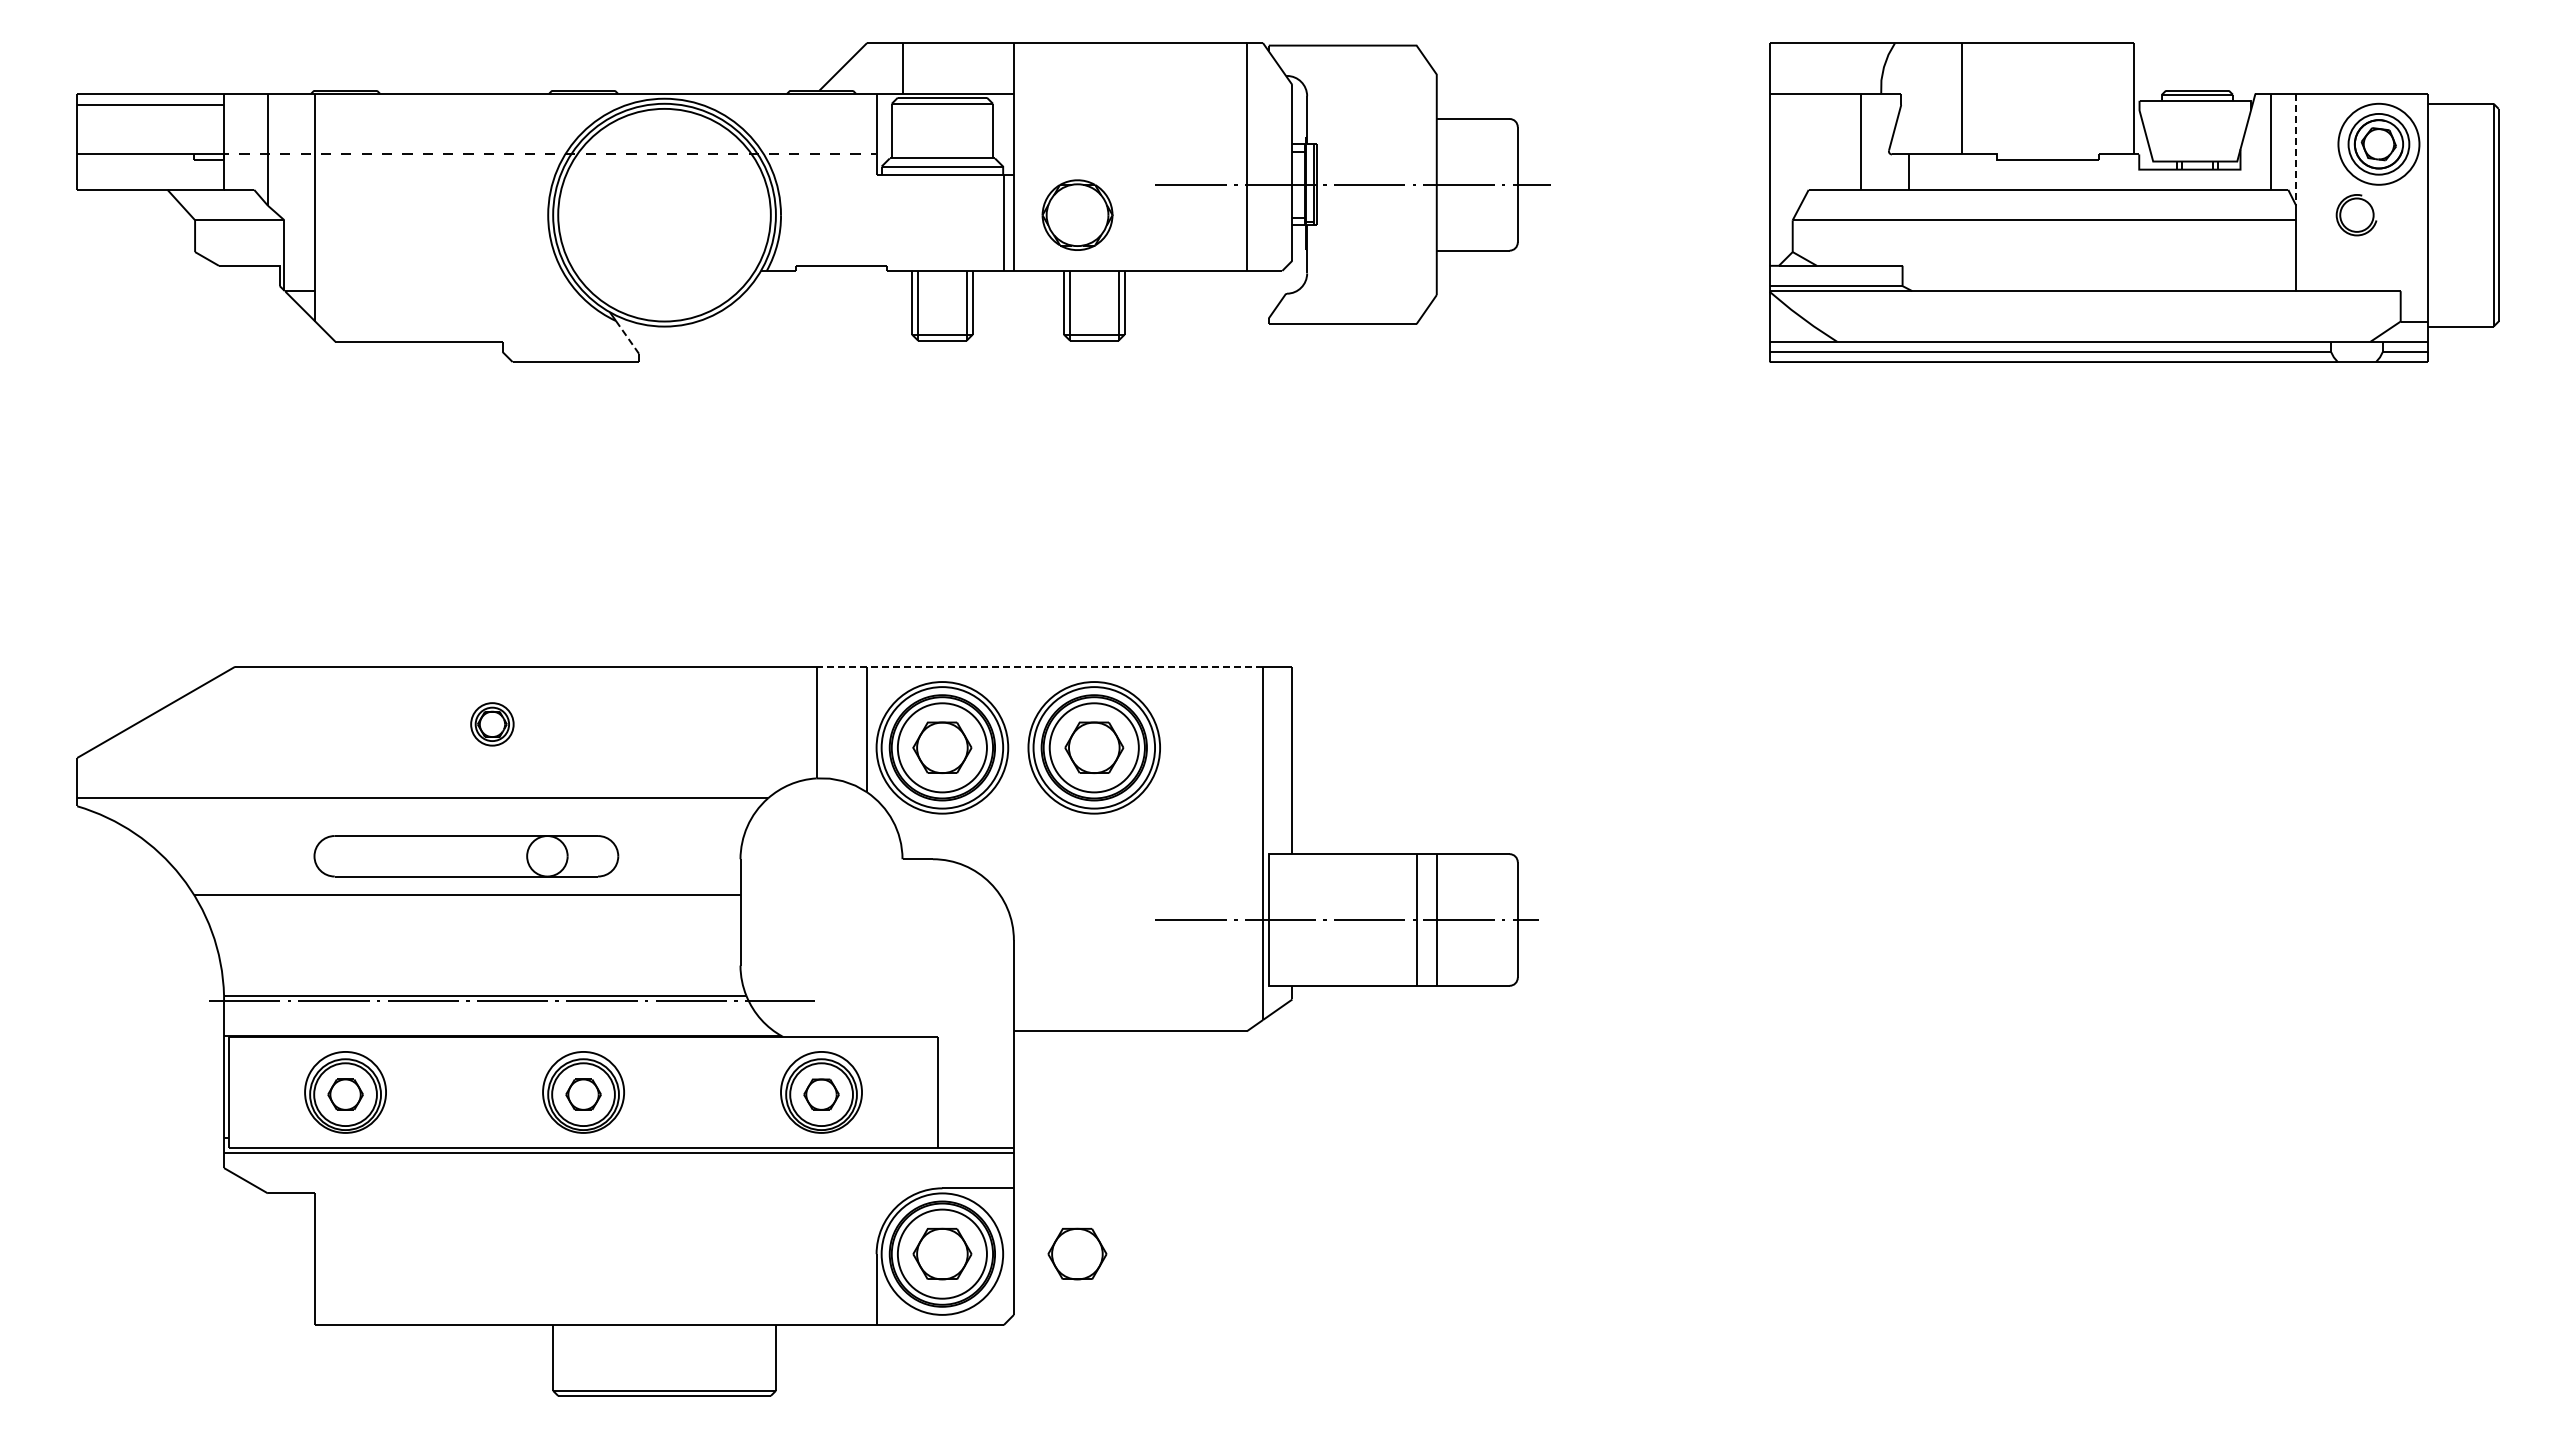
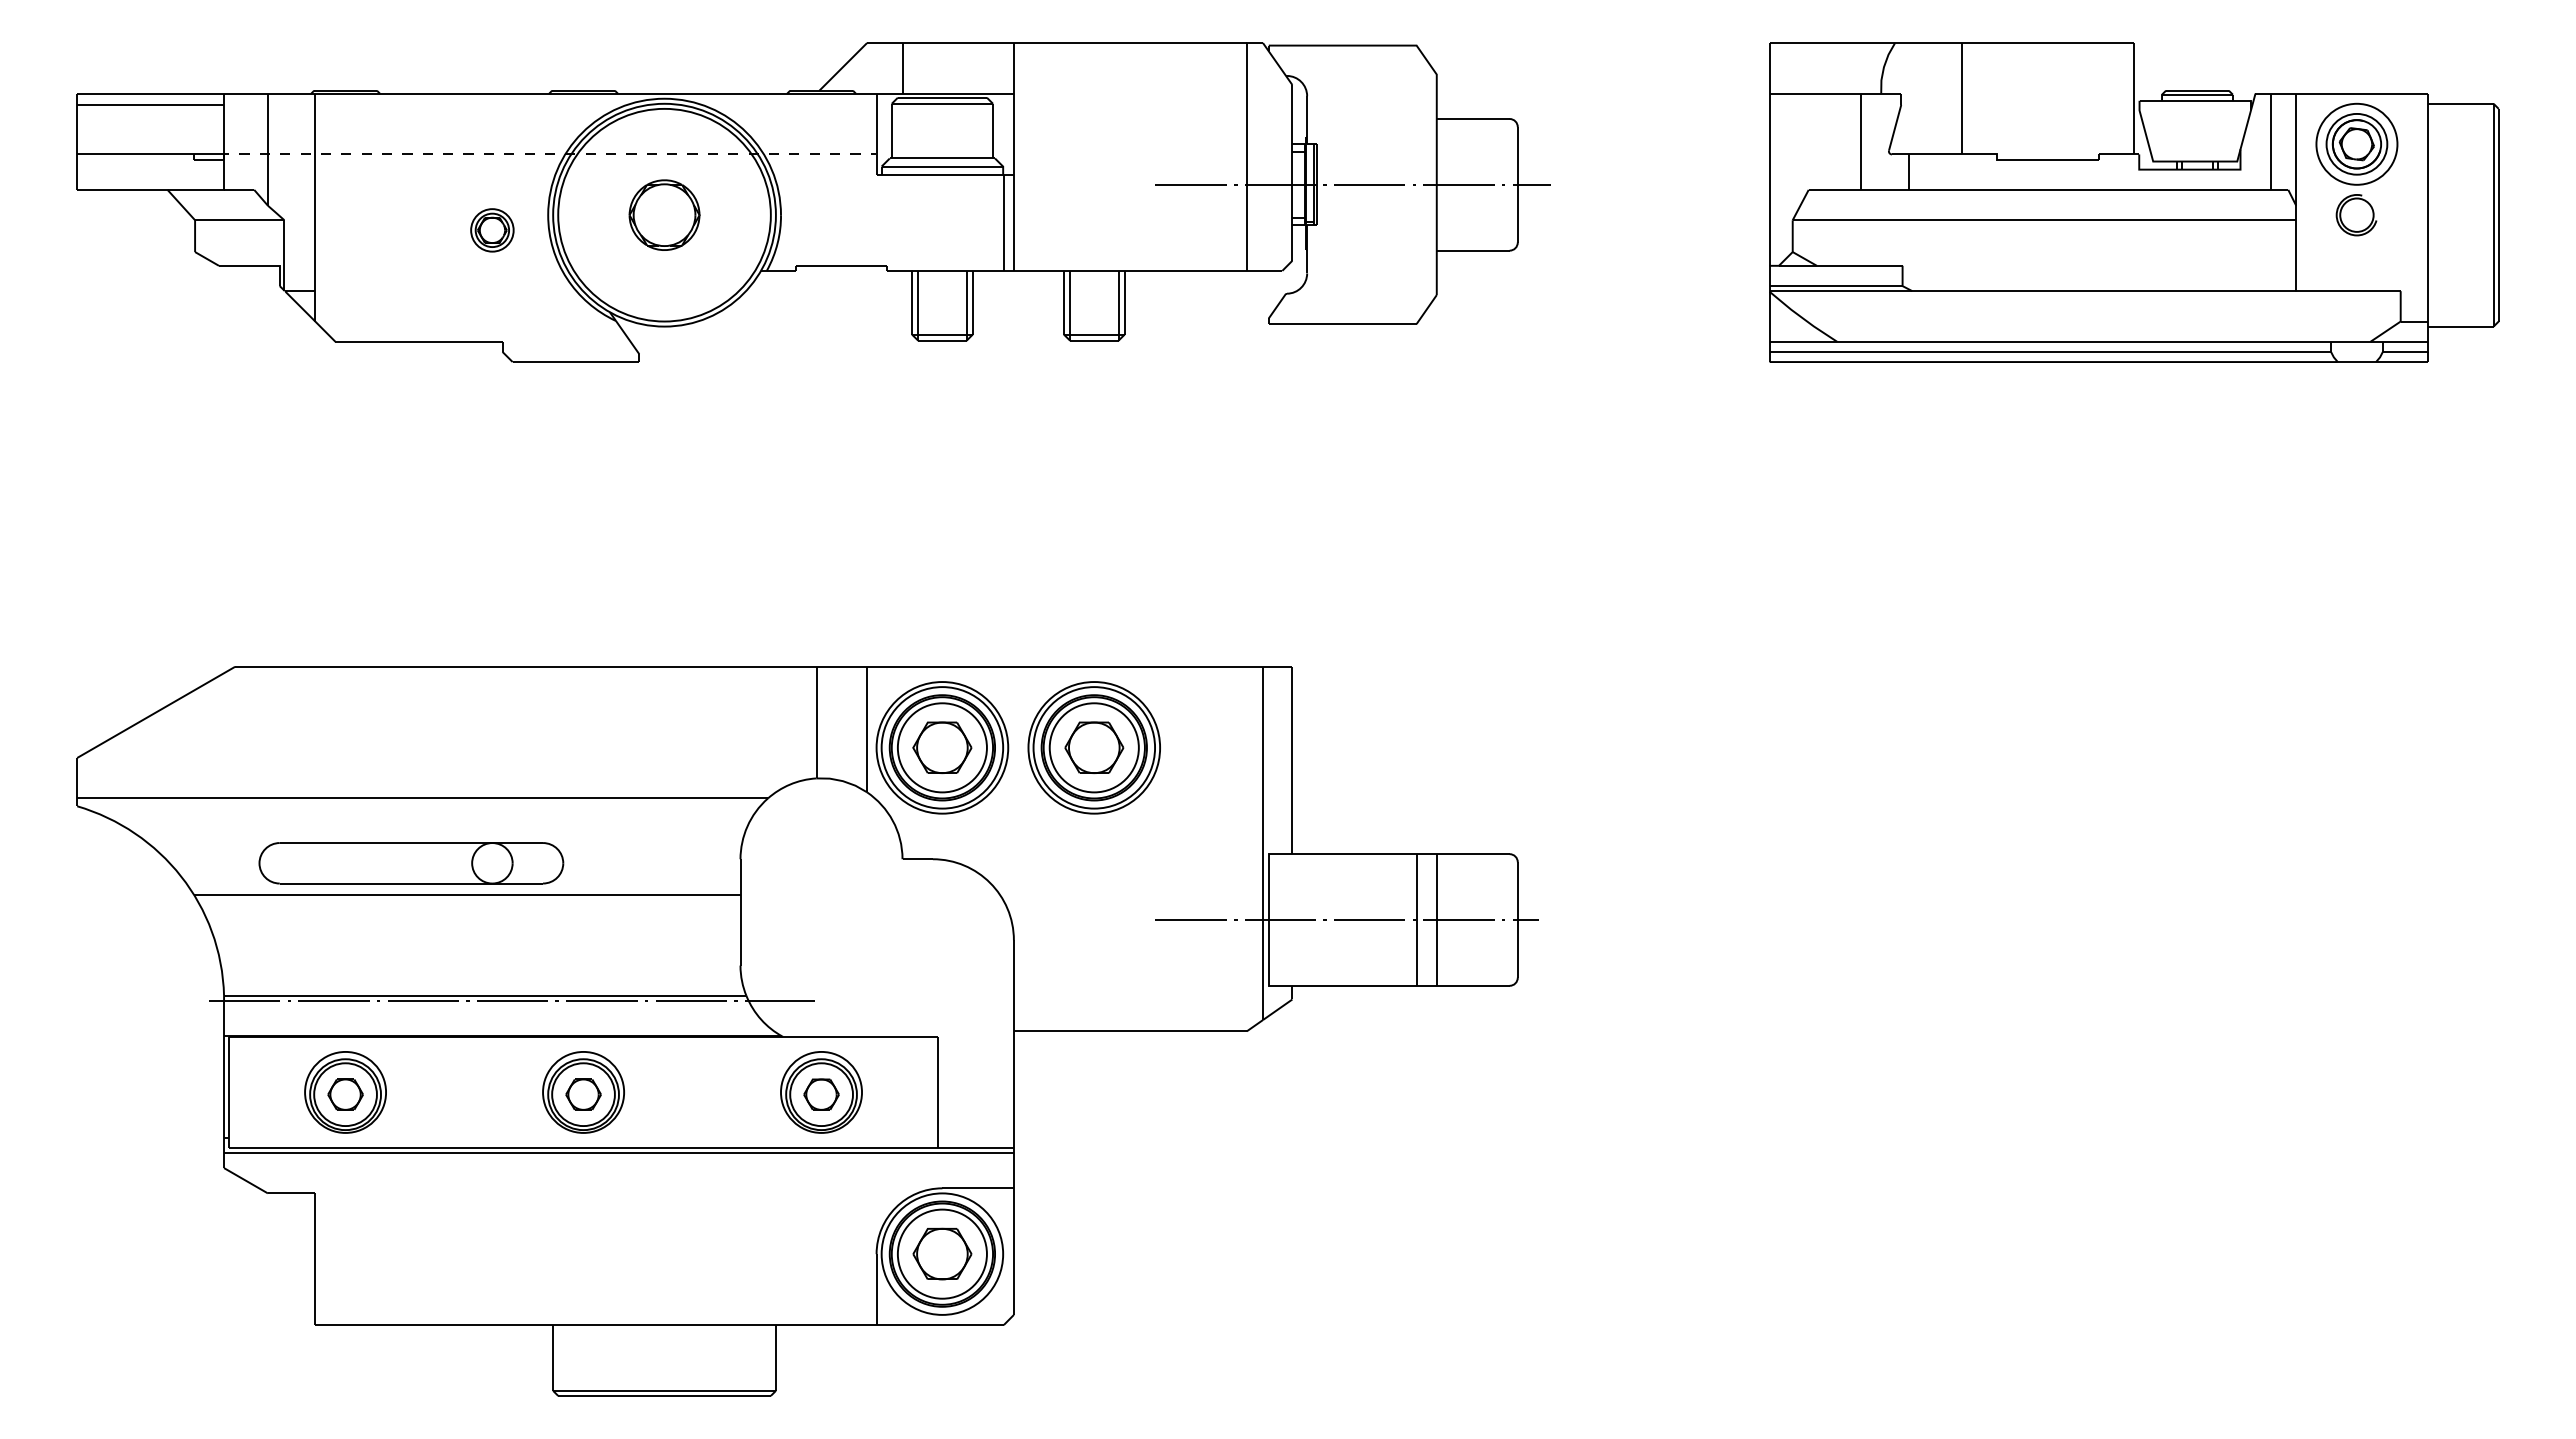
part position: (2378, 143) -> (2356, 143) (2356, 143)
line: dashed -> solid (2296, 149)
part position: (1077, 214) -> (664, 214) (664, 214)
line: dashed -> solid (627, 338)
line: dashed -> solid (1039, 666)
part position: (492, 724) -> (492, 230) (492, 230)
part position: (466, 856) -> (411, 863) (411, 863)
part: present -> none (1077, 1253)
